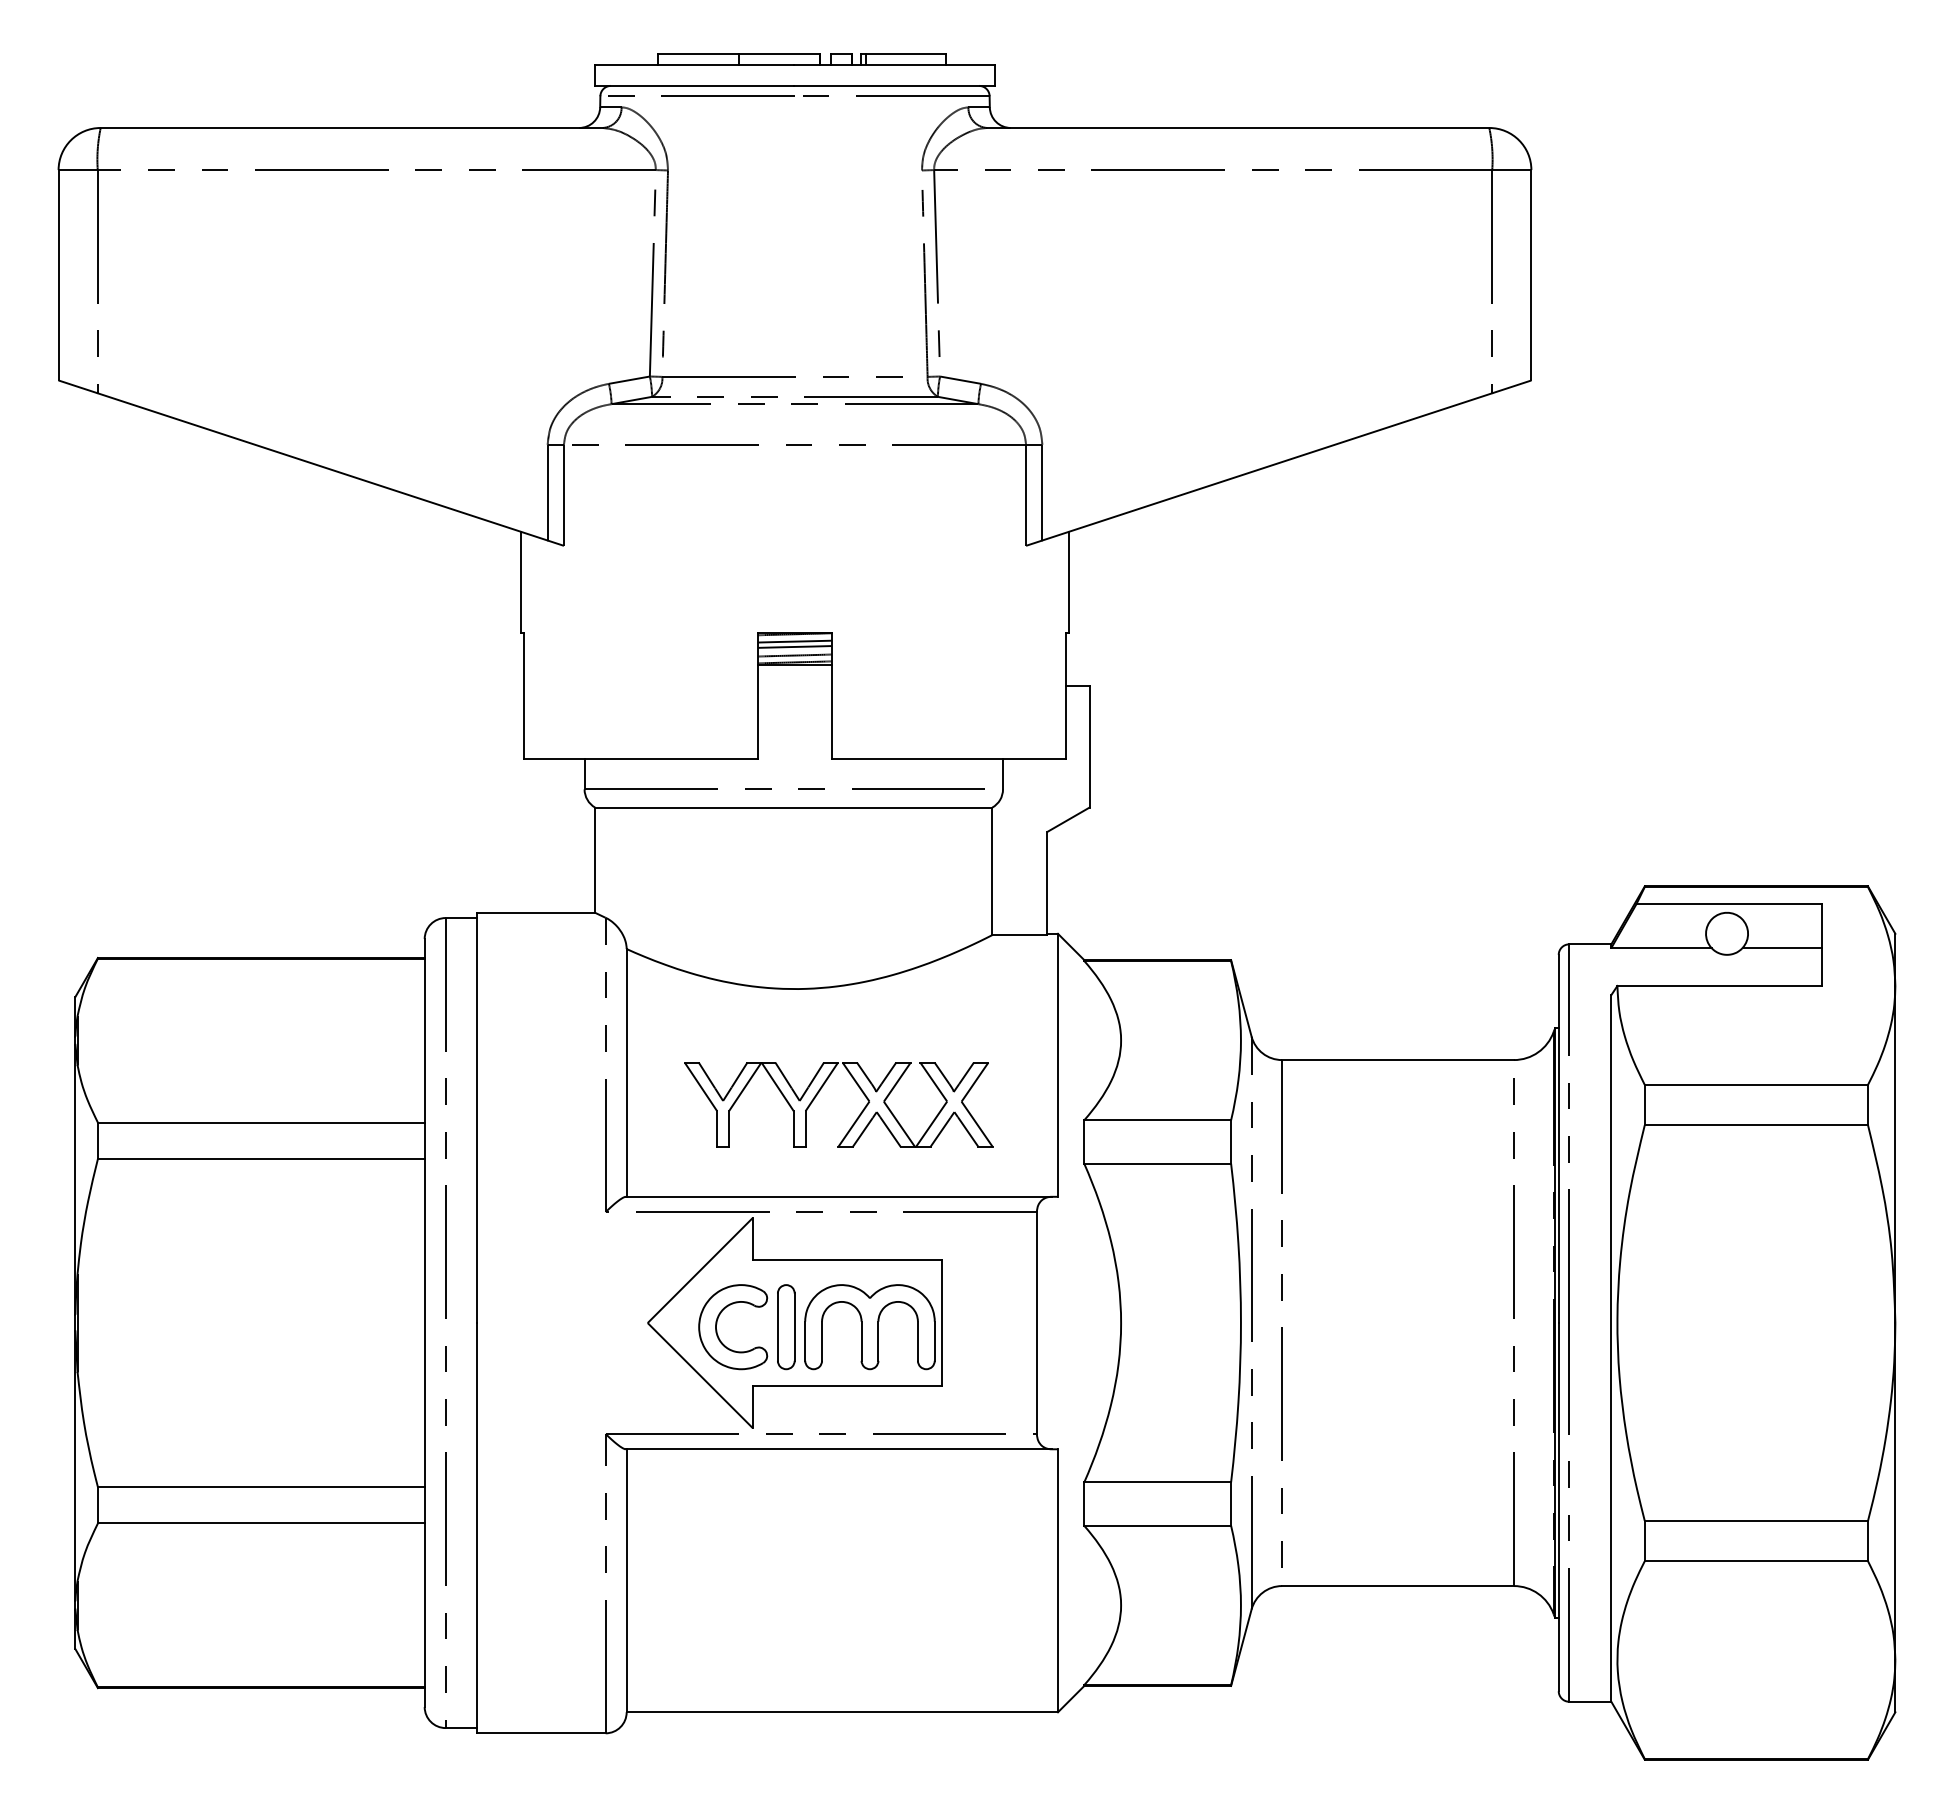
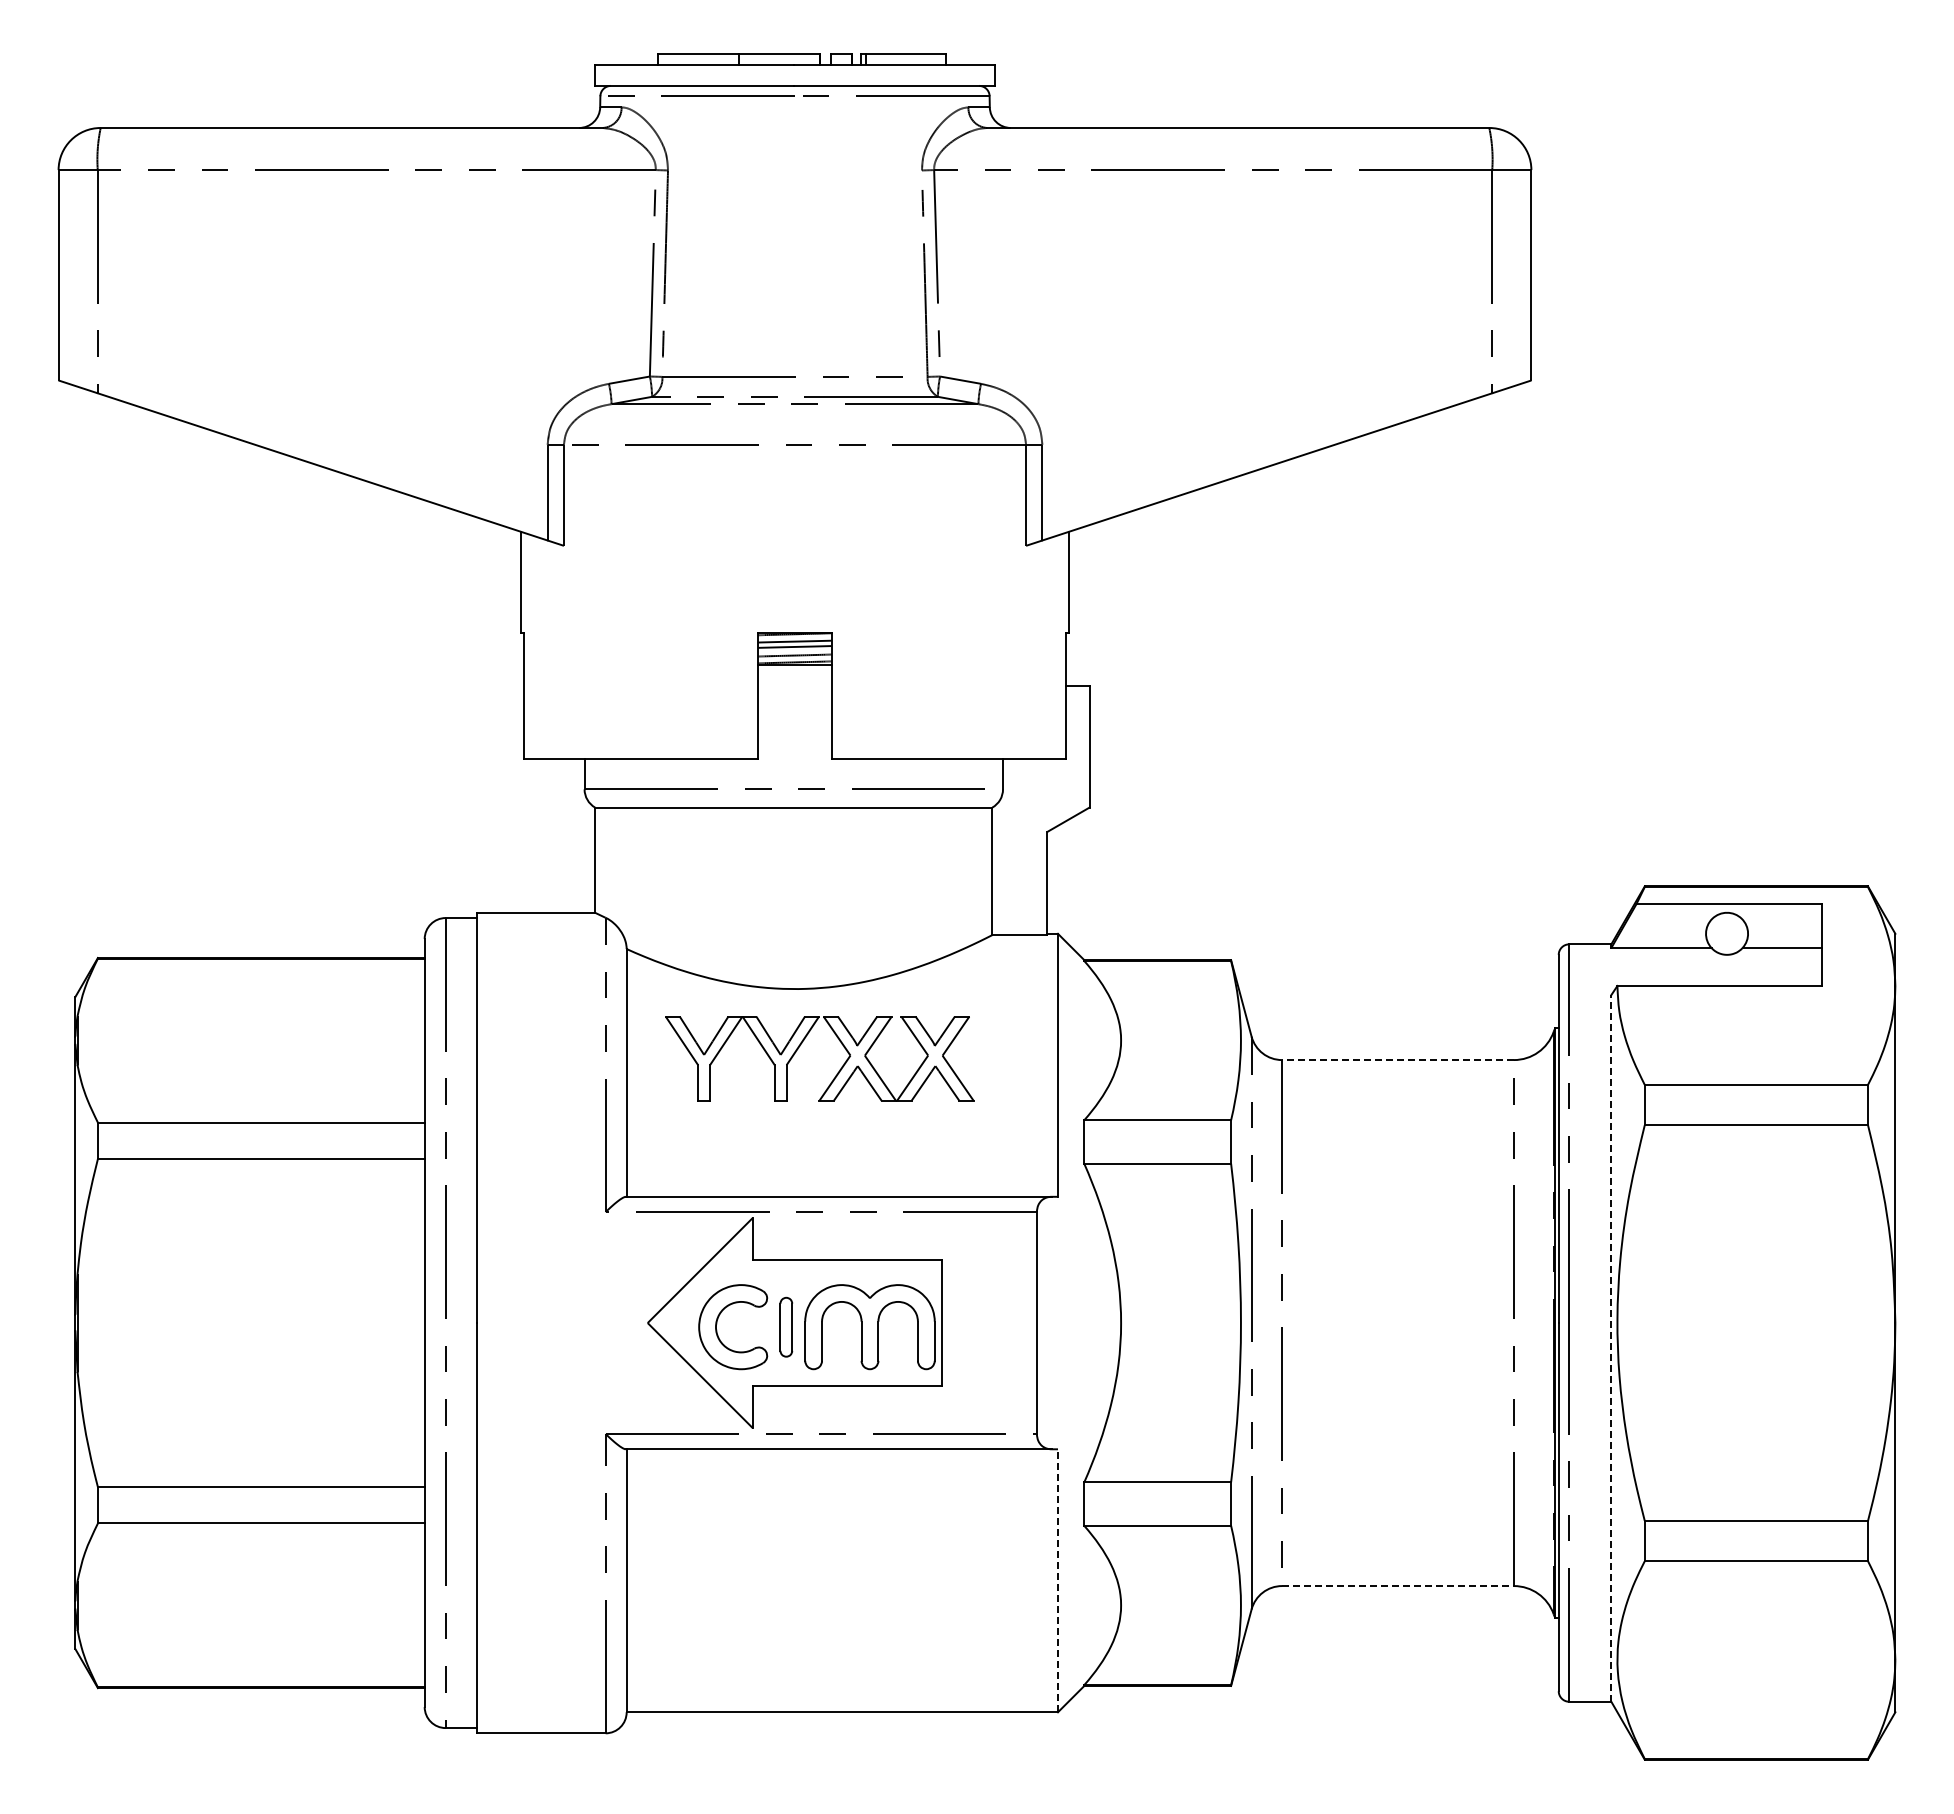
line: solid -> dashed (1398, 1060)
part position: (819, 1092) -> (800, 1046) (800, 1046)
part size: 19x87 px -> 15x62 px (786, 1326)
line: solid -> dashed (1611, 1347)
line: solid -> dashed (1057, 1580)
line: solid -> dashed (1398, 1586)
